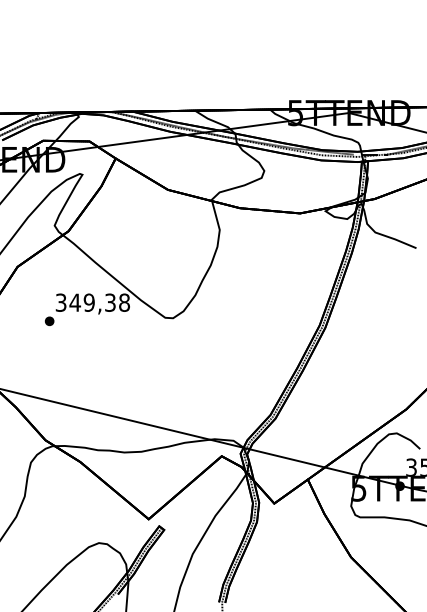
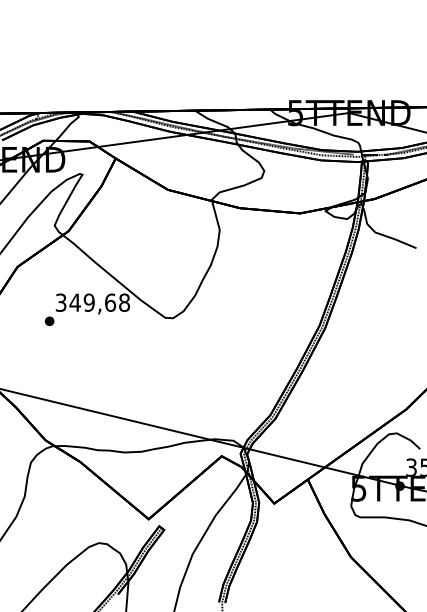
text: 349,38 -> 349,68 (110, 302)
